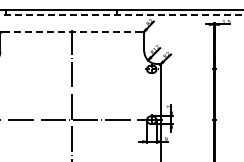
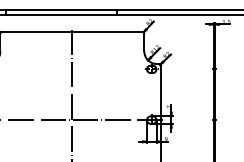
line: dashed -> solid (122, 14)
line: dashed -> solid (72, 31)
